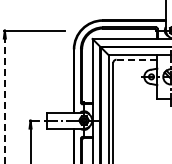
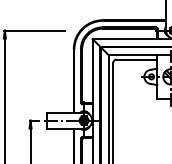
line: dashed -> solid (137, 59)
line: dashed -> solid (4, 96)
